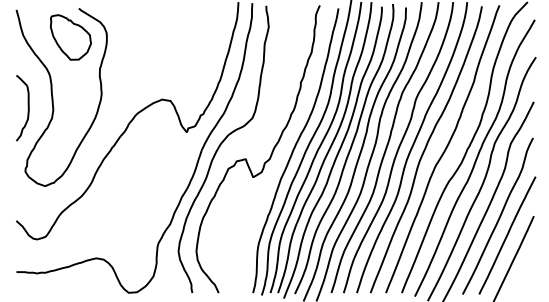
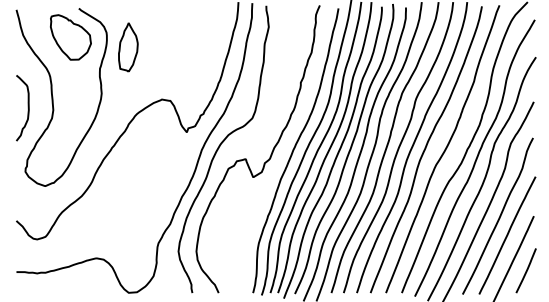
part: none -> present (128, 47)
line: none -> present (526, 270)
